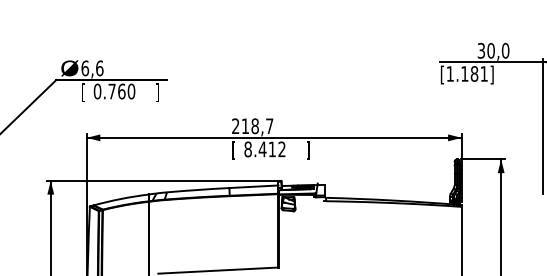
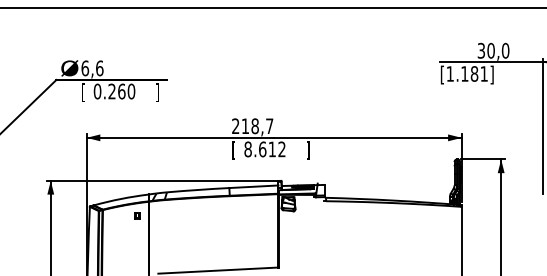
line: none -> present (272, 8)
text: 0.760 -> 0.260 (111, 91)
text: 8.412 -> 8.612 (262, 149)
part: none -> present (137, 215)
